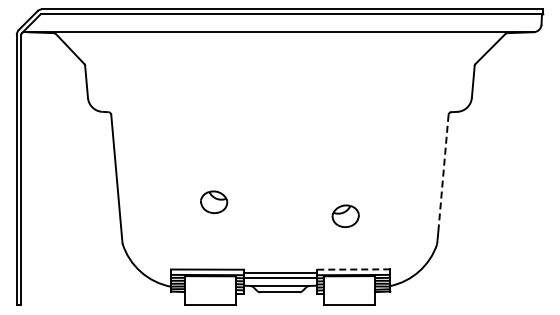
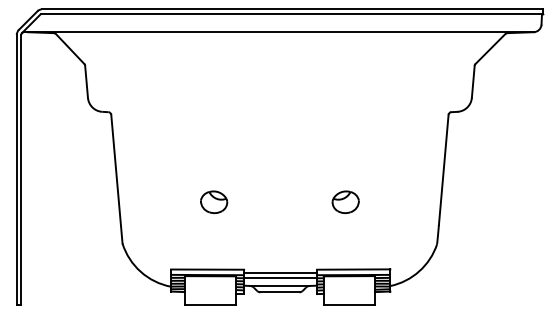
line: dashed -> solid (443, 170)
part position: (345, 216) -> (345, 202) (345, 202)
line: dashed -> solid (353, 269)
